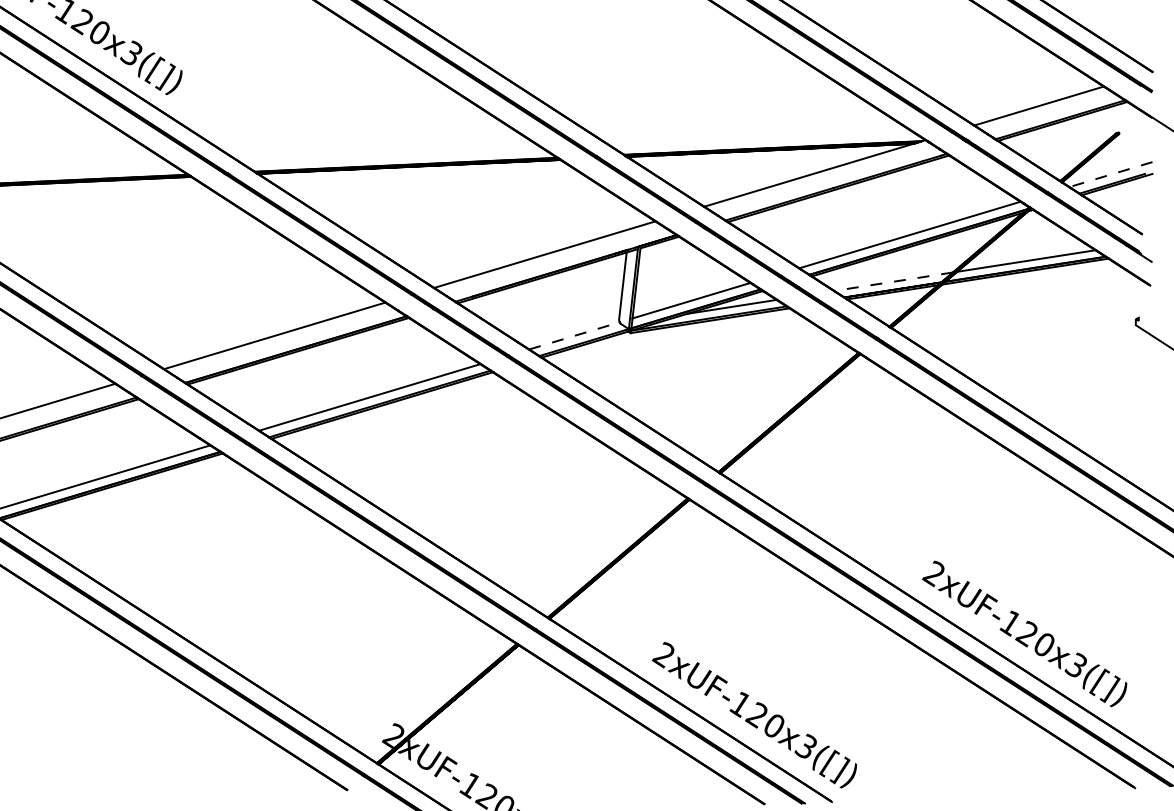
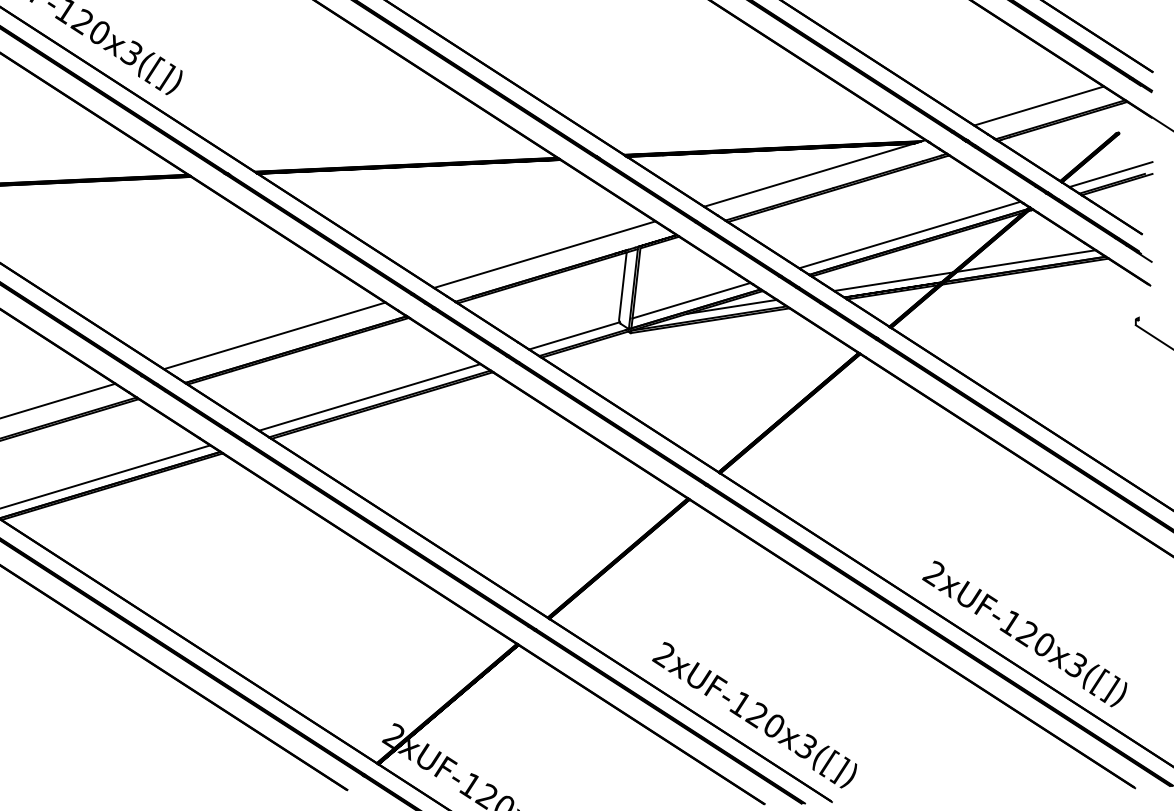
line: dashed -> solid (1110, 174)
line: dashed -> solid (893, 281)
line: dashed -> solid (573, 336)
